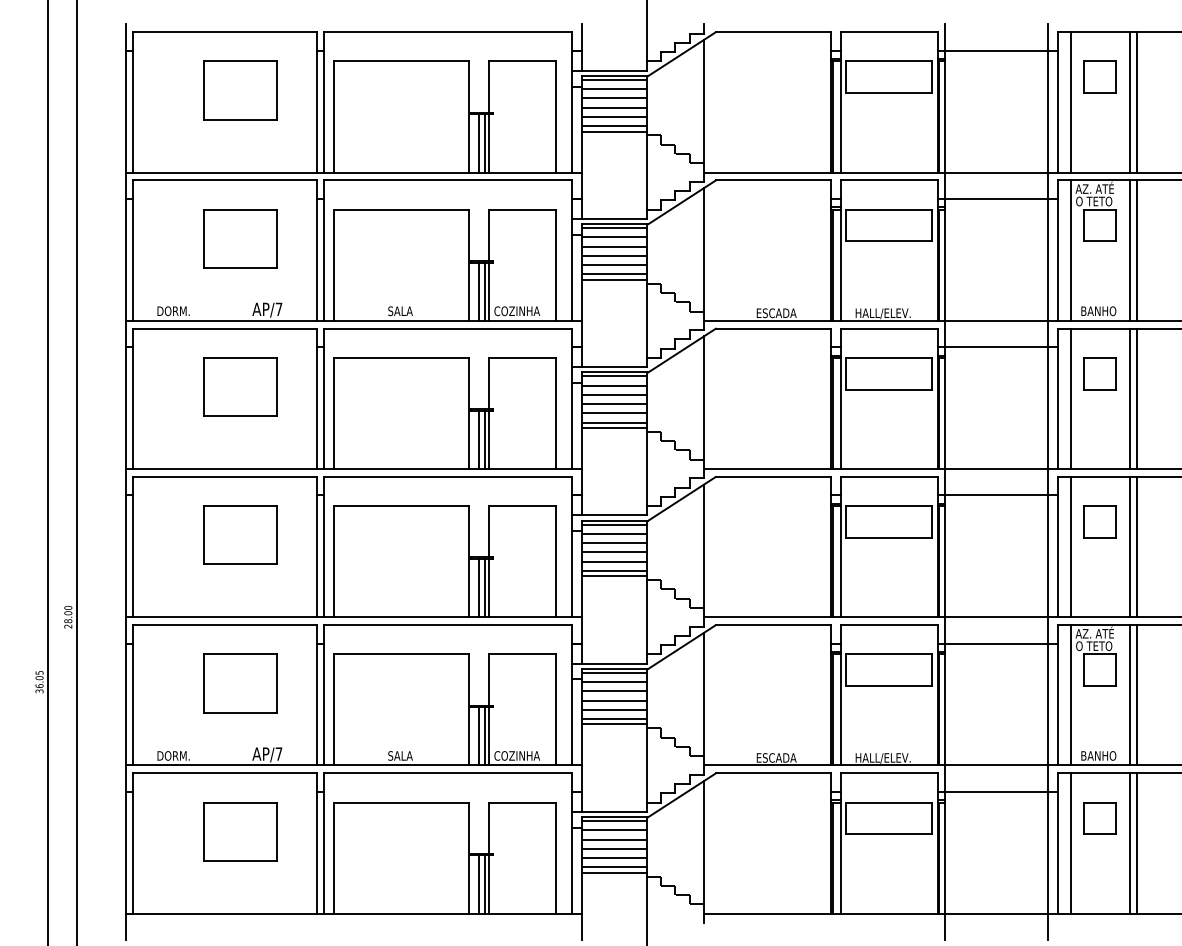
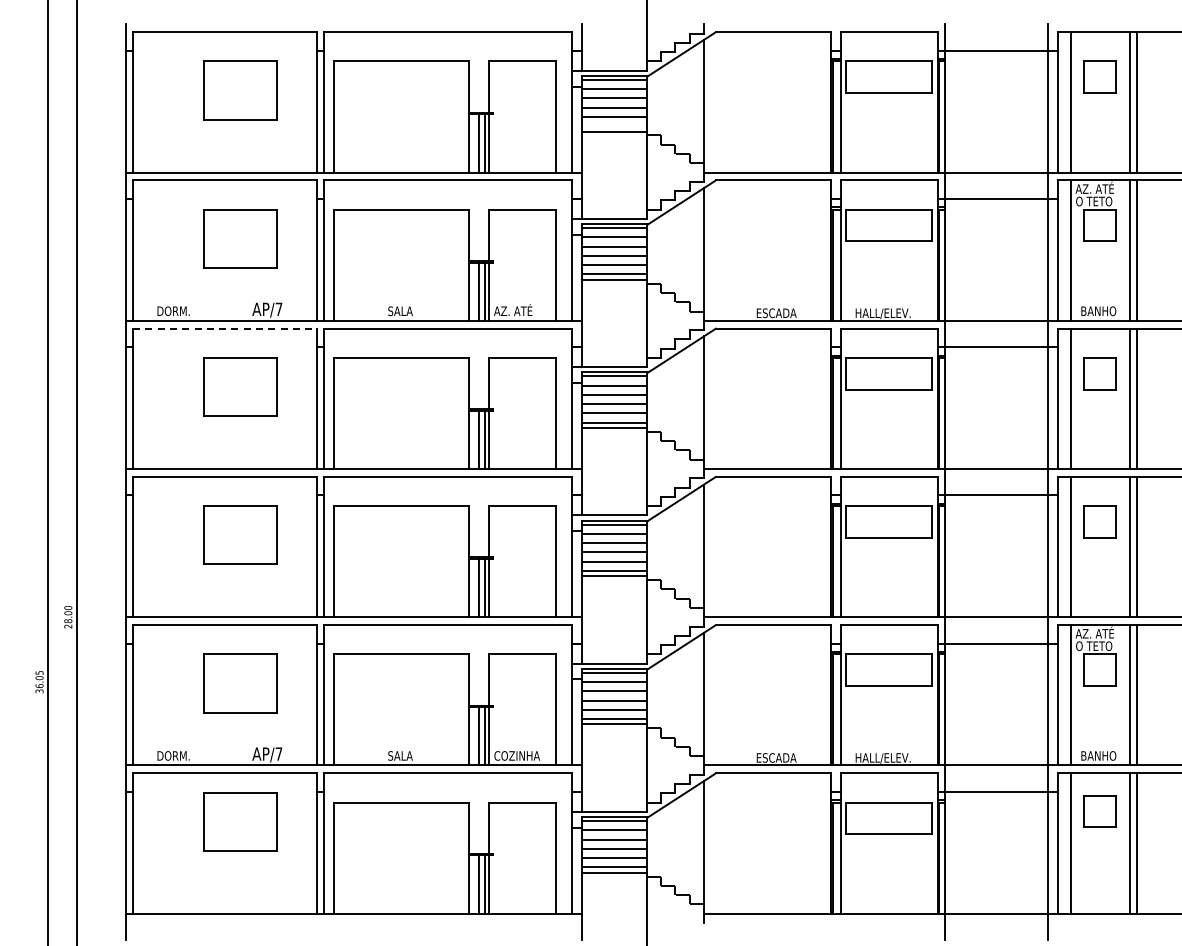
line: present -> none (614, 126)
text: COZINHA -> AZ. ATÉ (516, 310)
line: solid -> dashed (224, 328)
part position: (1099, 818) -> (1099, 811) (1099, 811)
part position: (240, 831) -> (240, 821) (240, 821)
